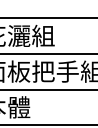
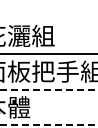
line: present -> none (48, 18)
line: solid -> dashed (48, 89)
line: solid -> dashed (48, 125)
